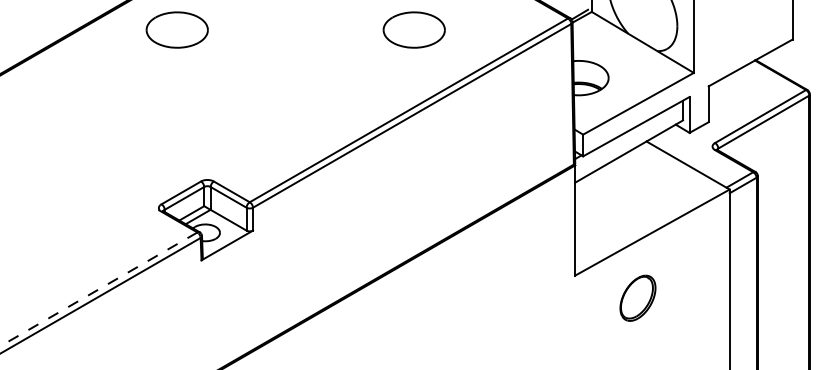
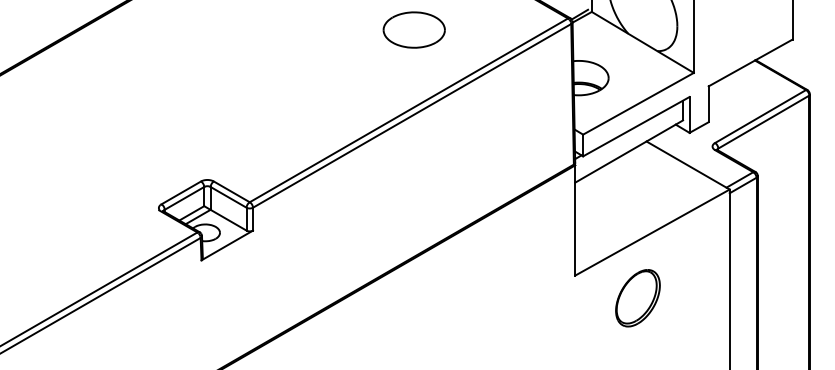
part: present -> none (176, 29)
line: dashed -> solid (98, 289)
part size: 38x48 px -> 46x59 px (637, 298)
